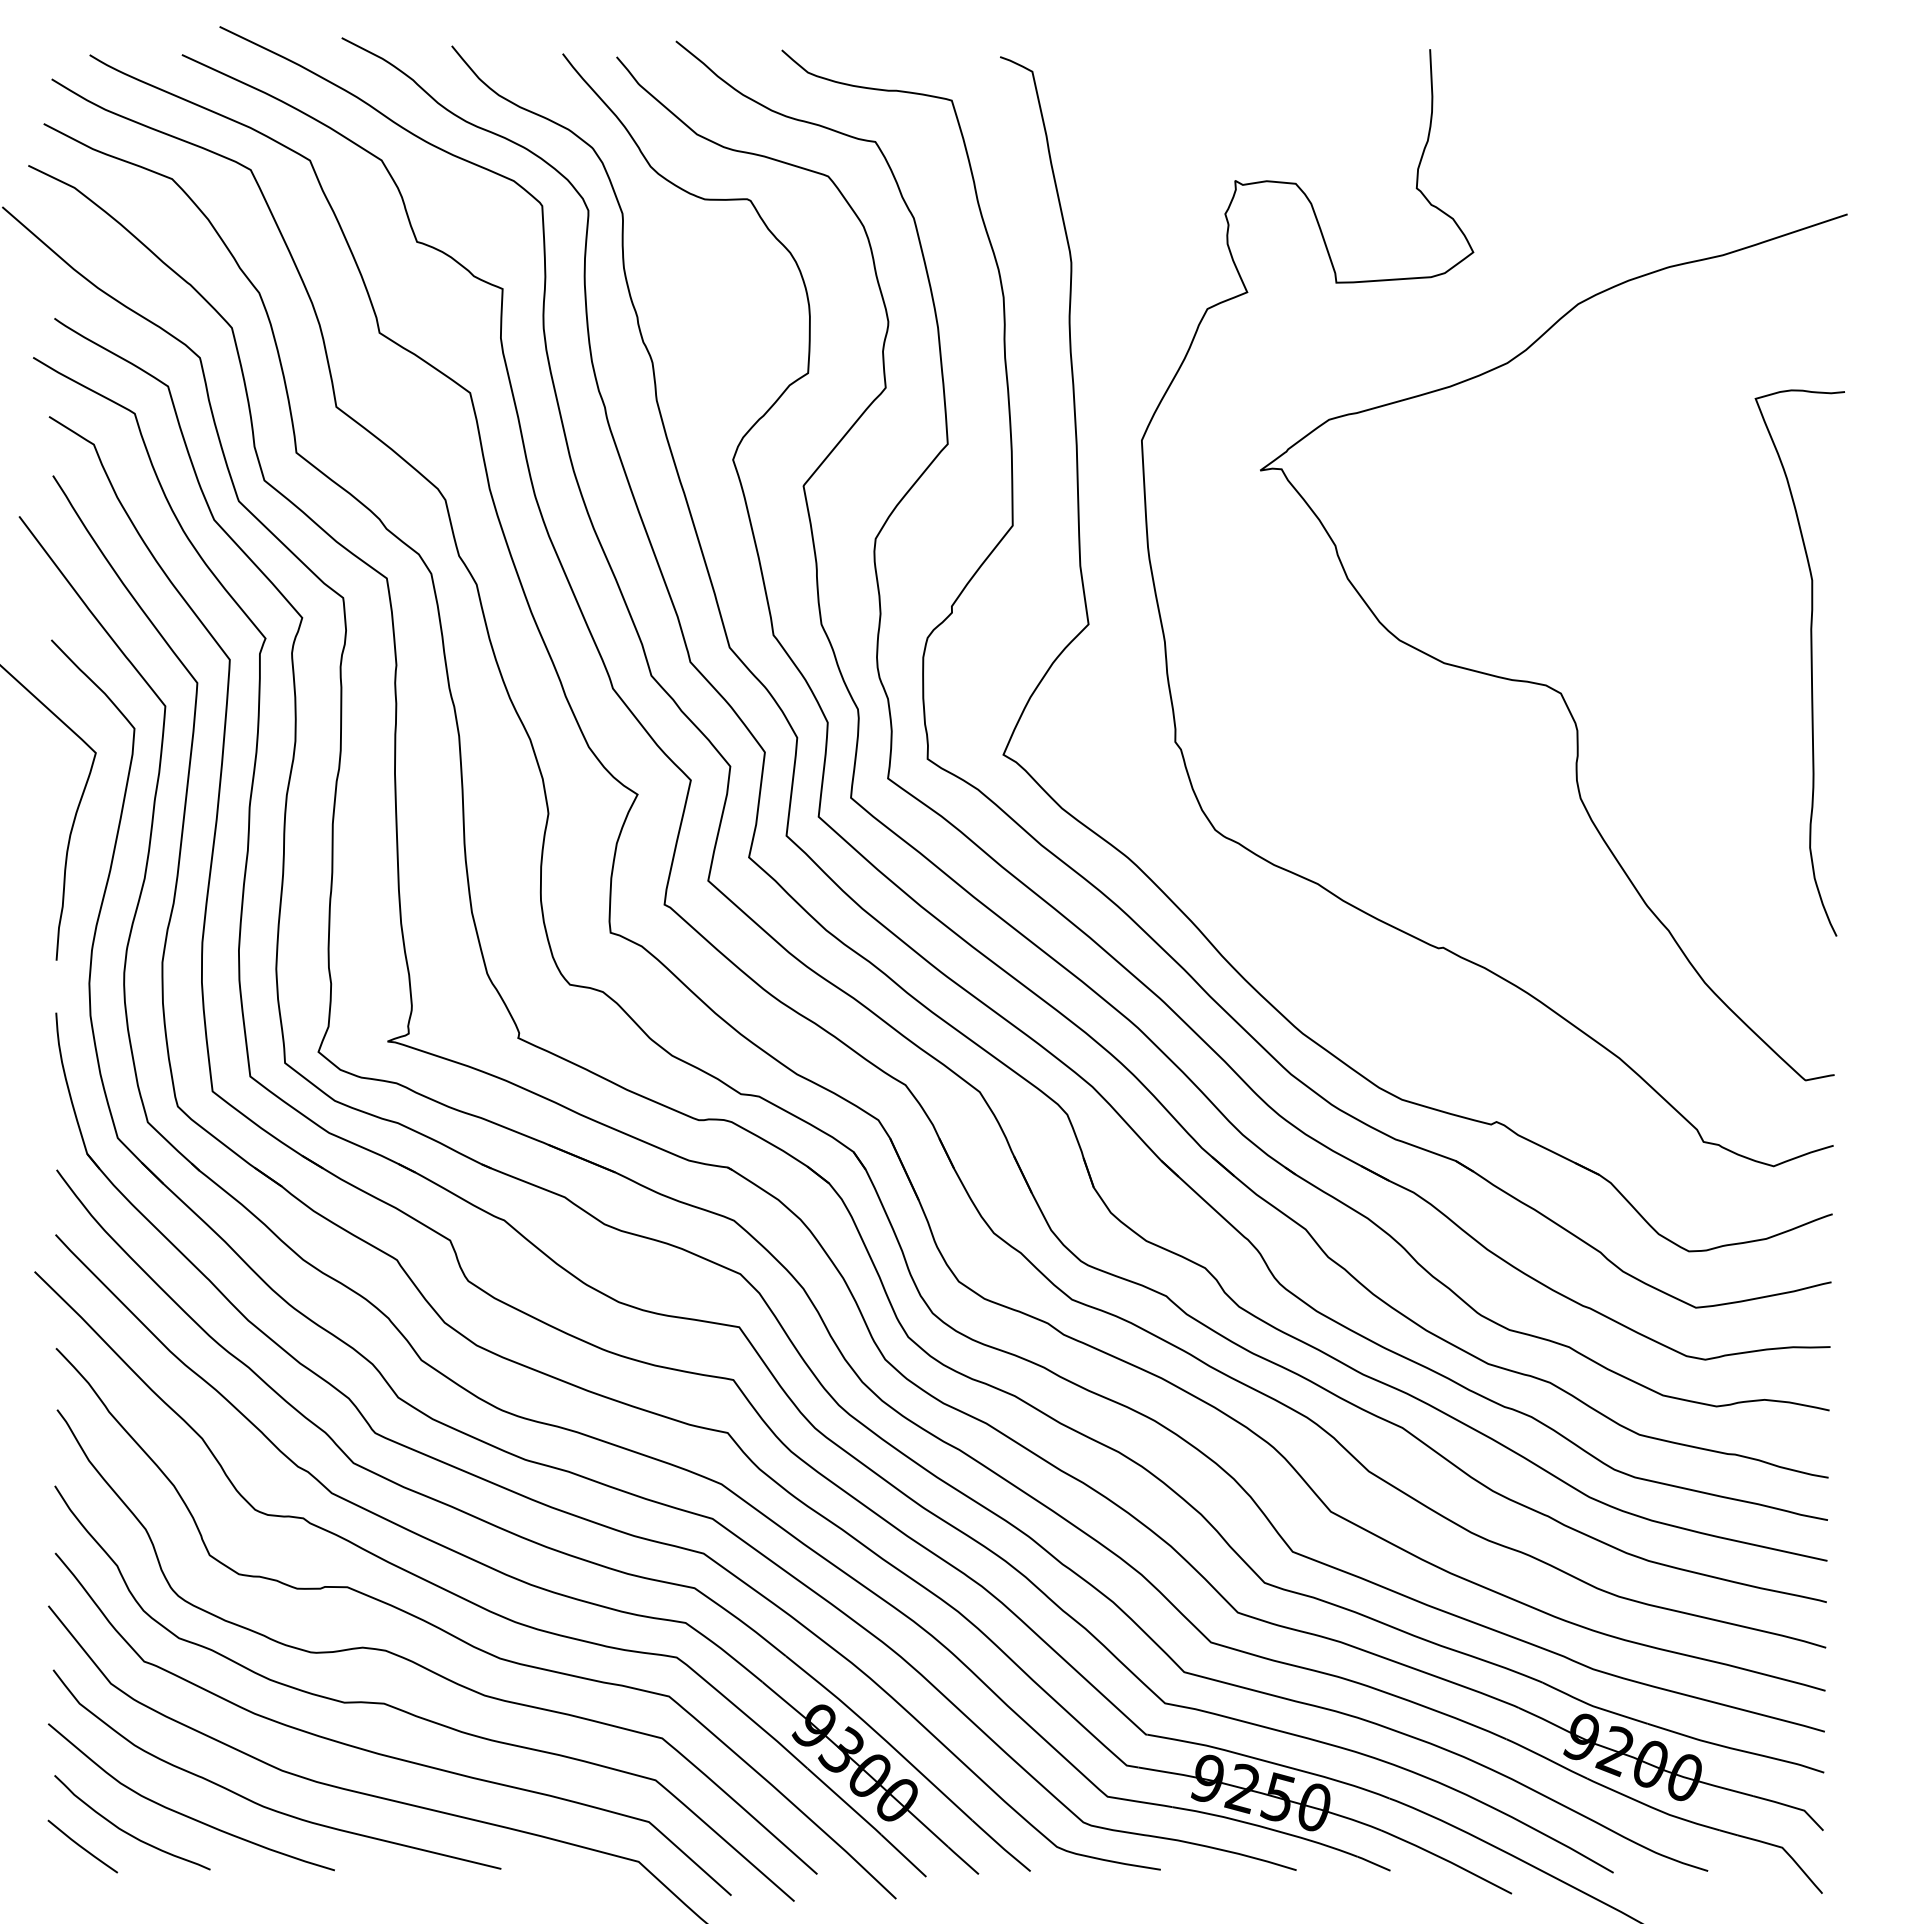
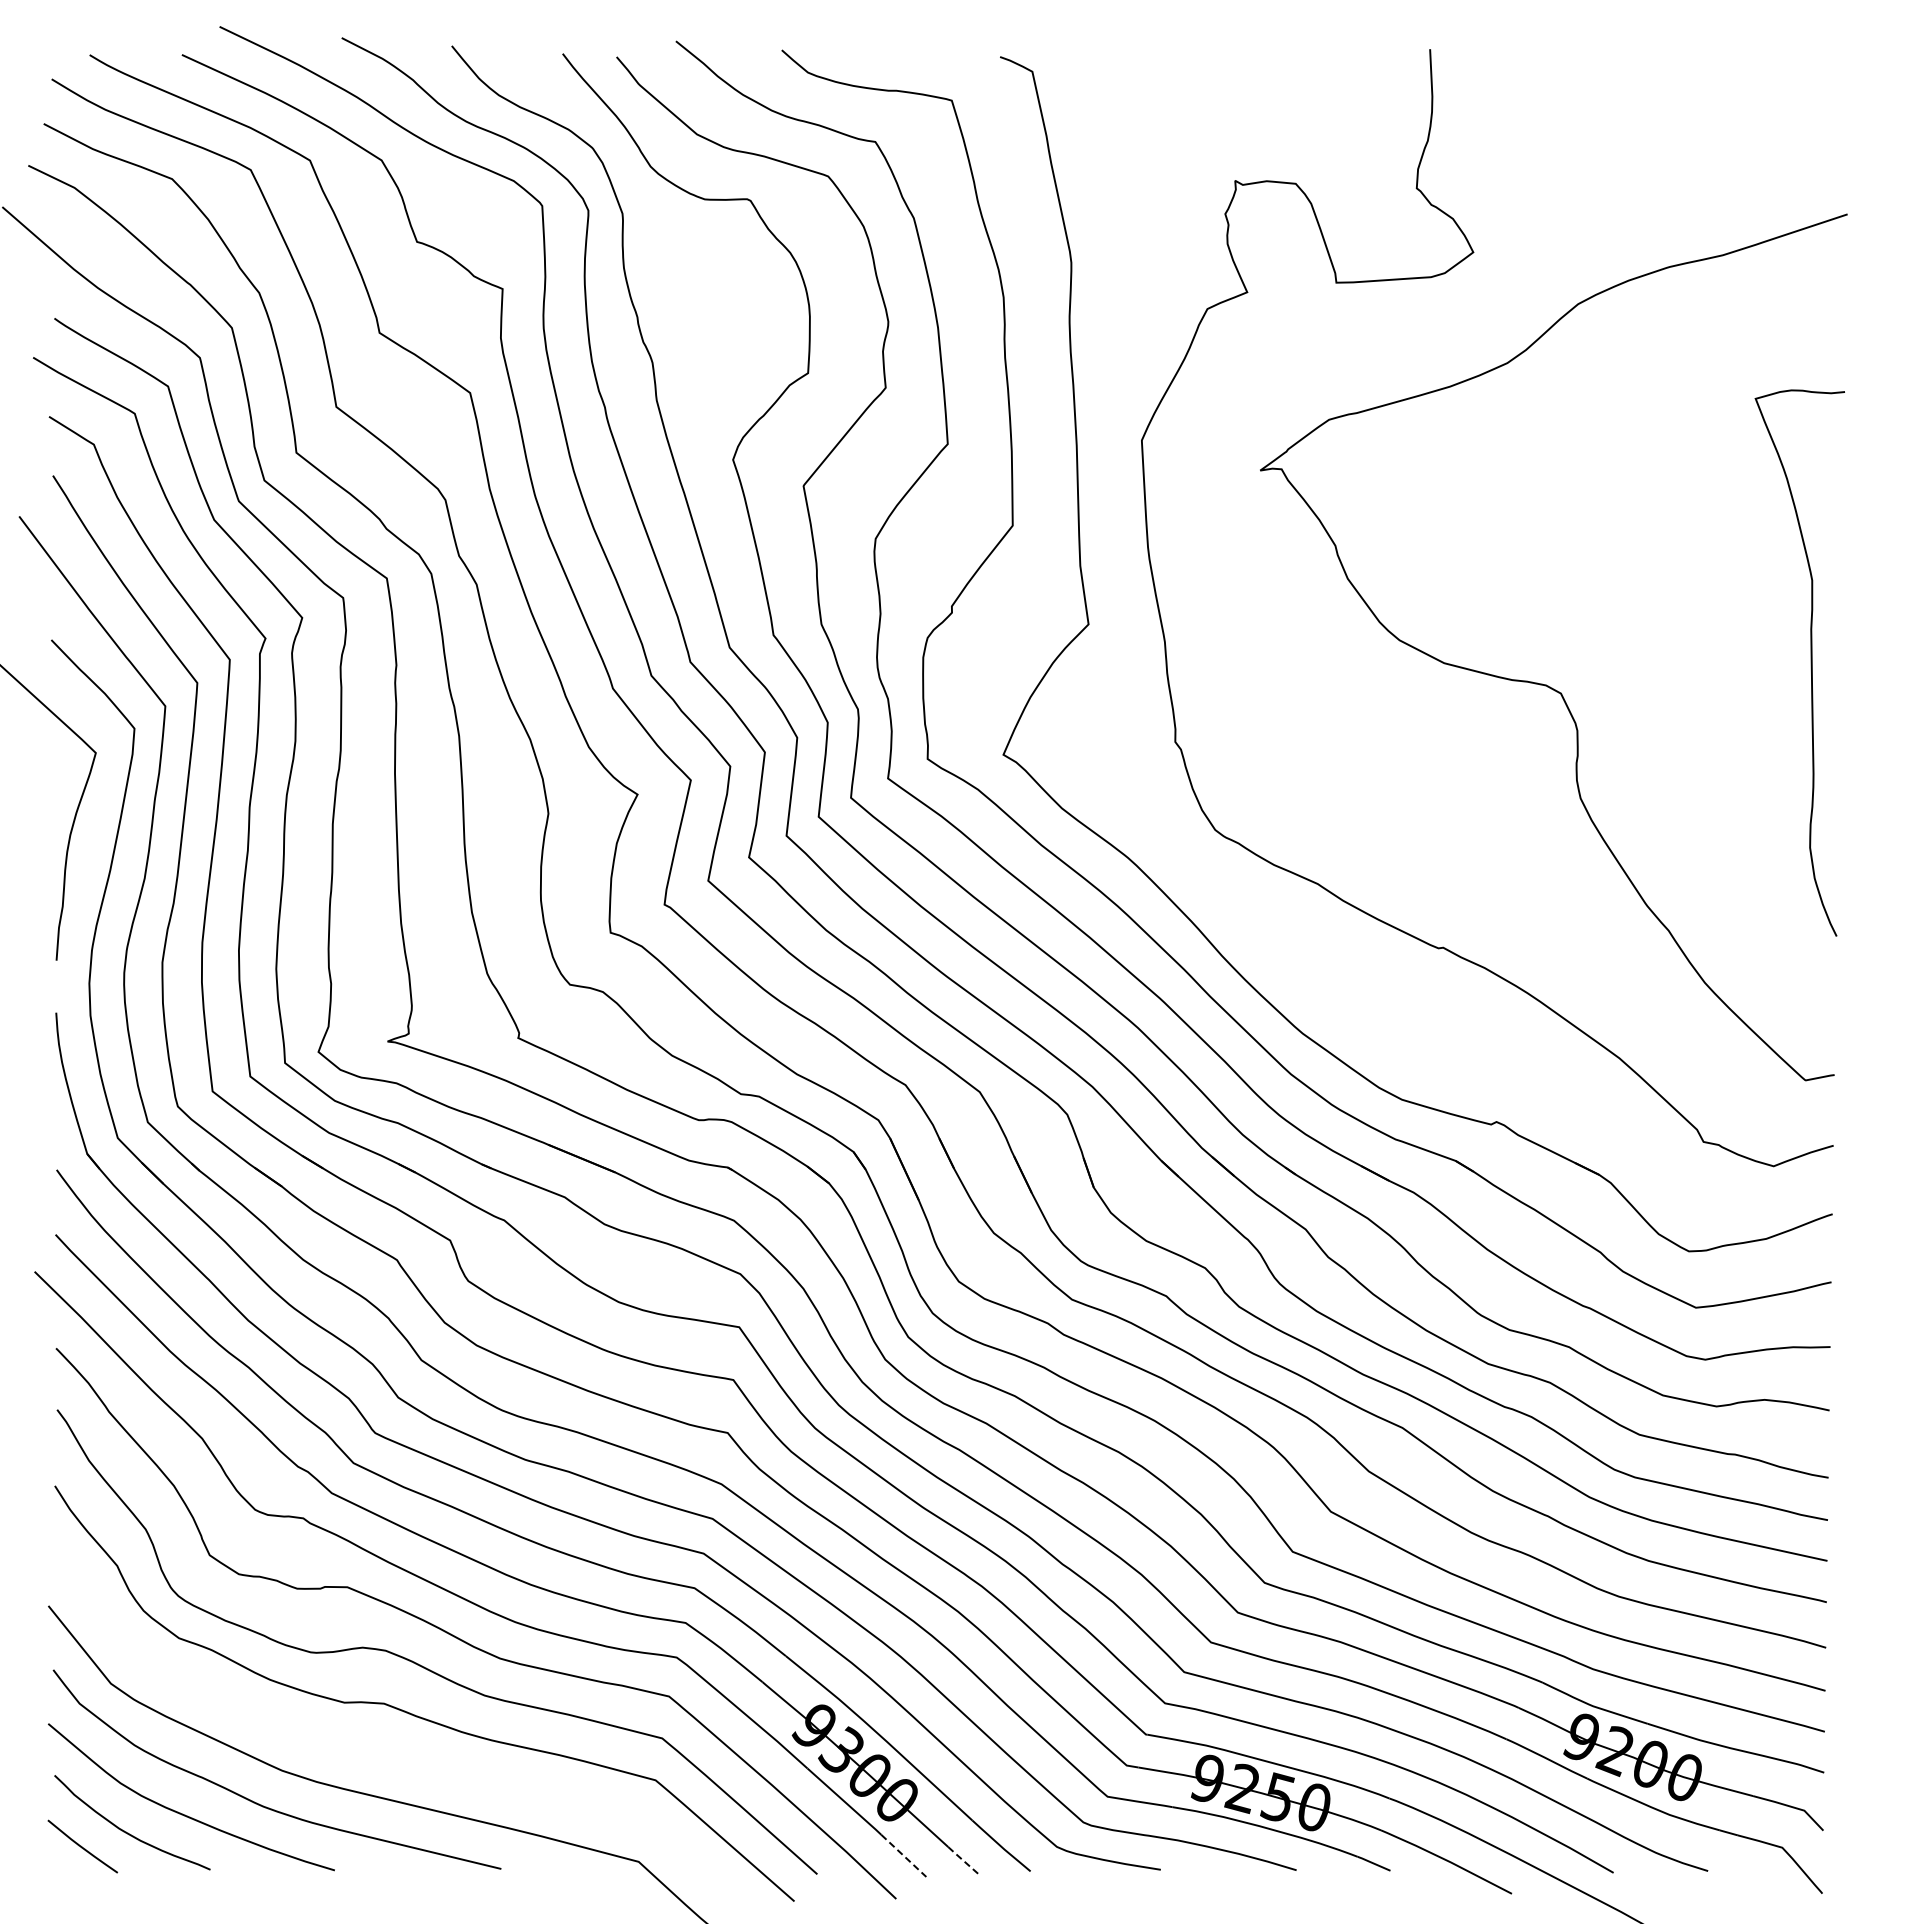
curve: present -> none (385, 1754)
line: solid -> dashed (903, 1855)
line: solid -> dashed (963, 1860)
